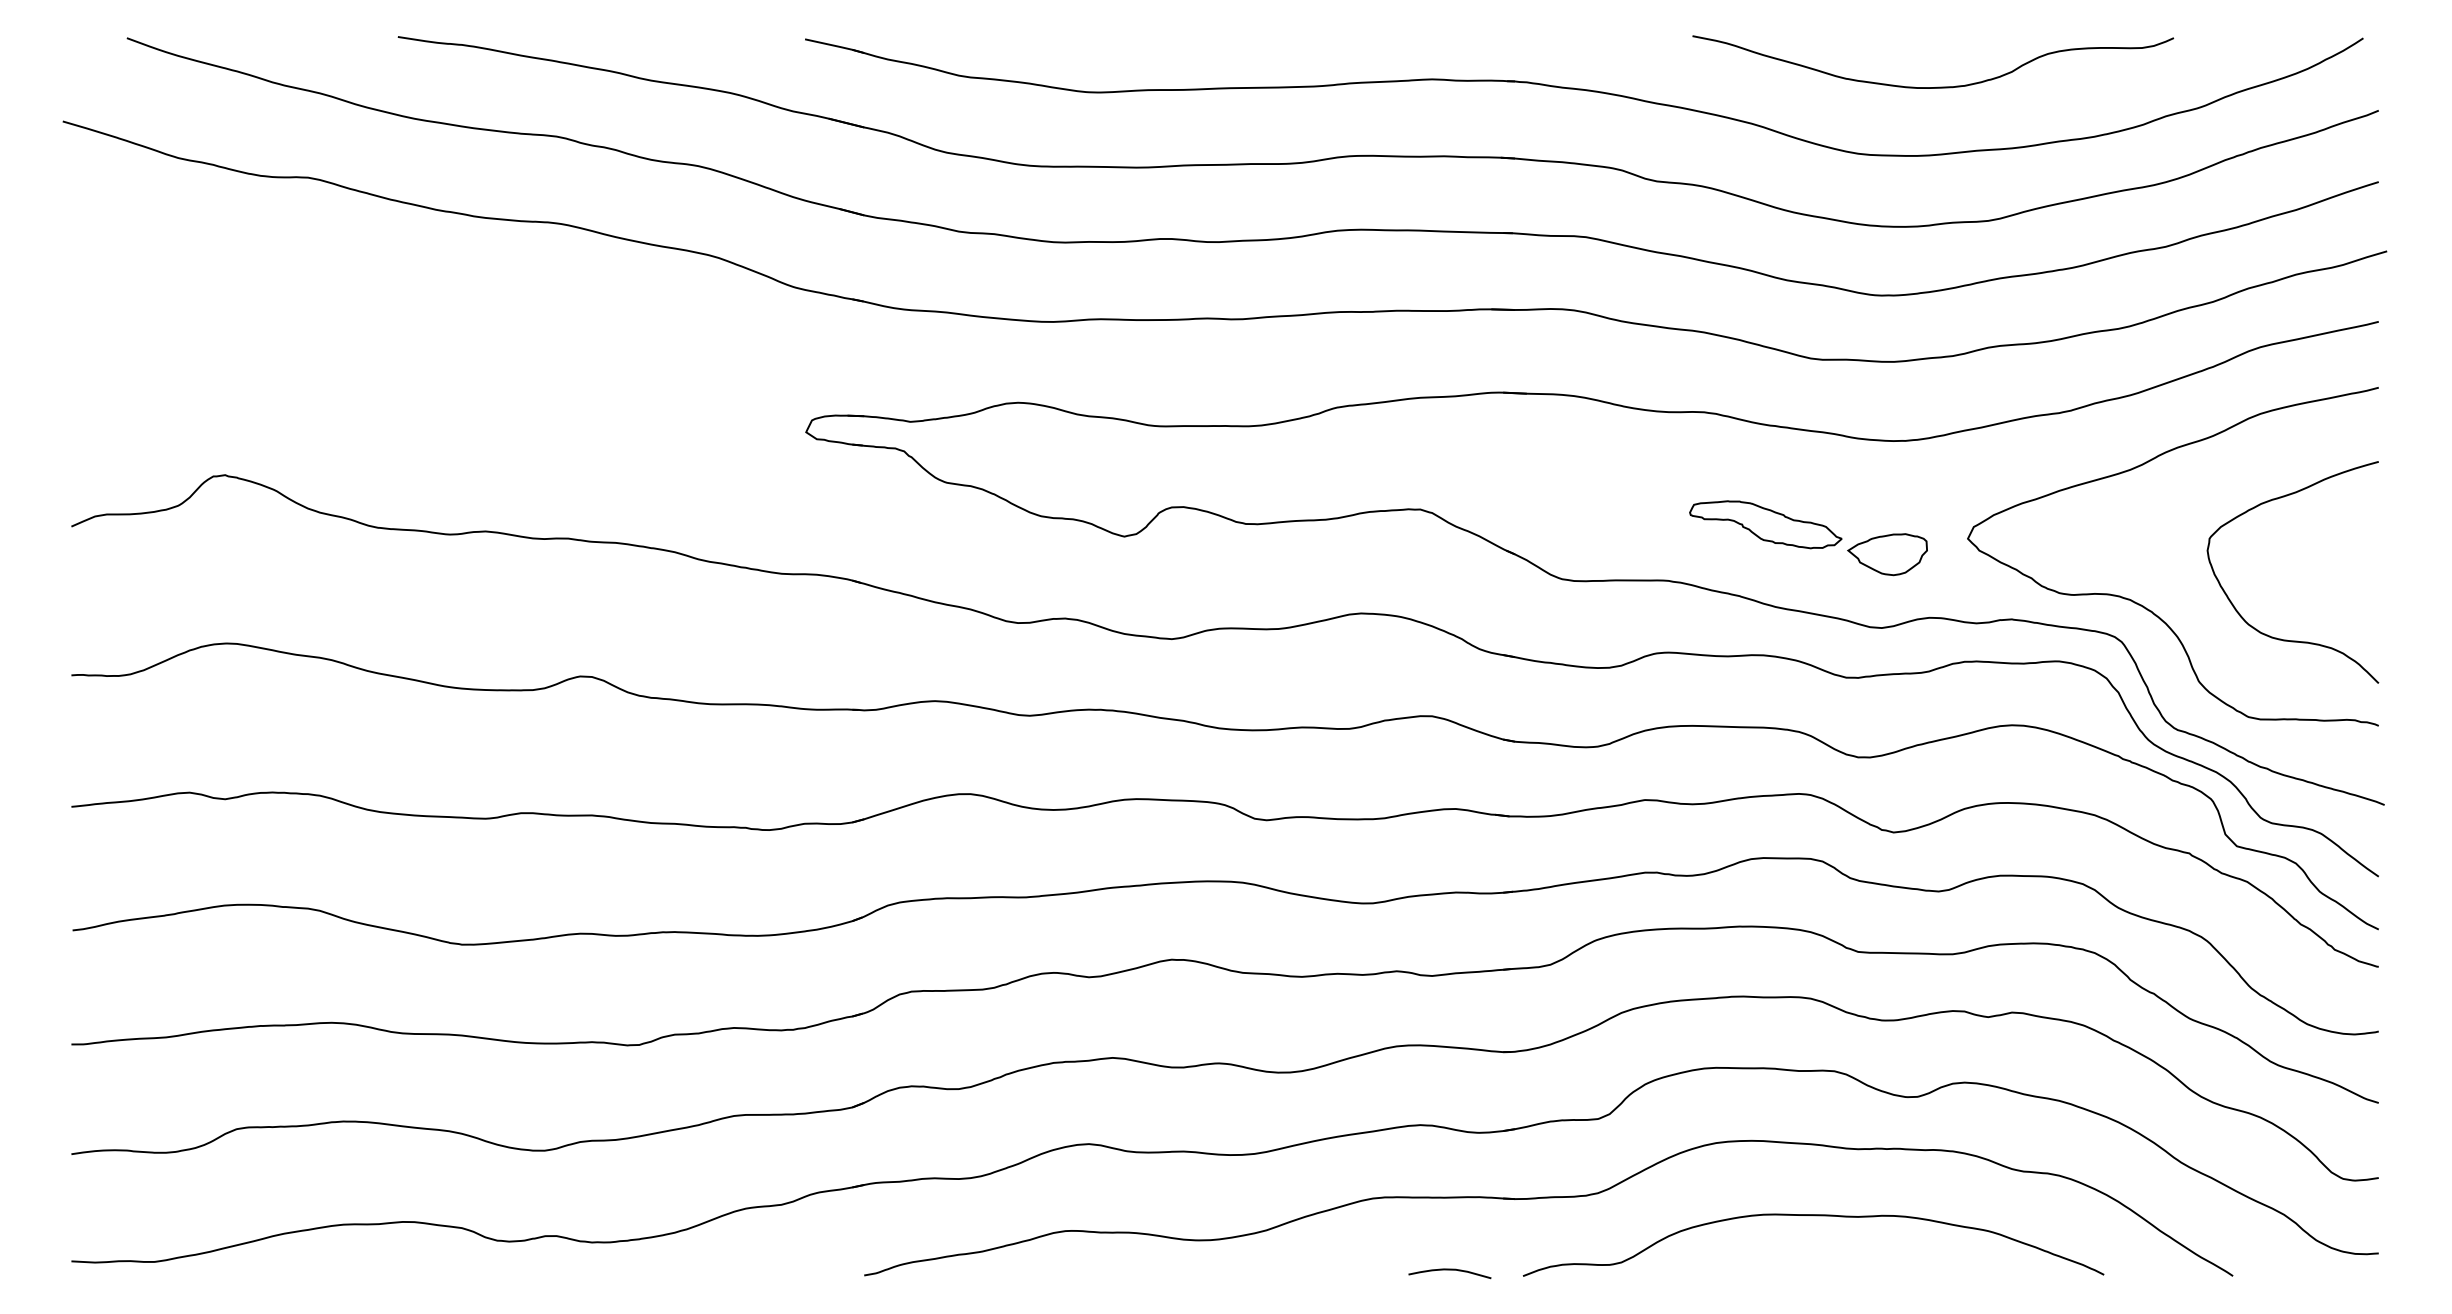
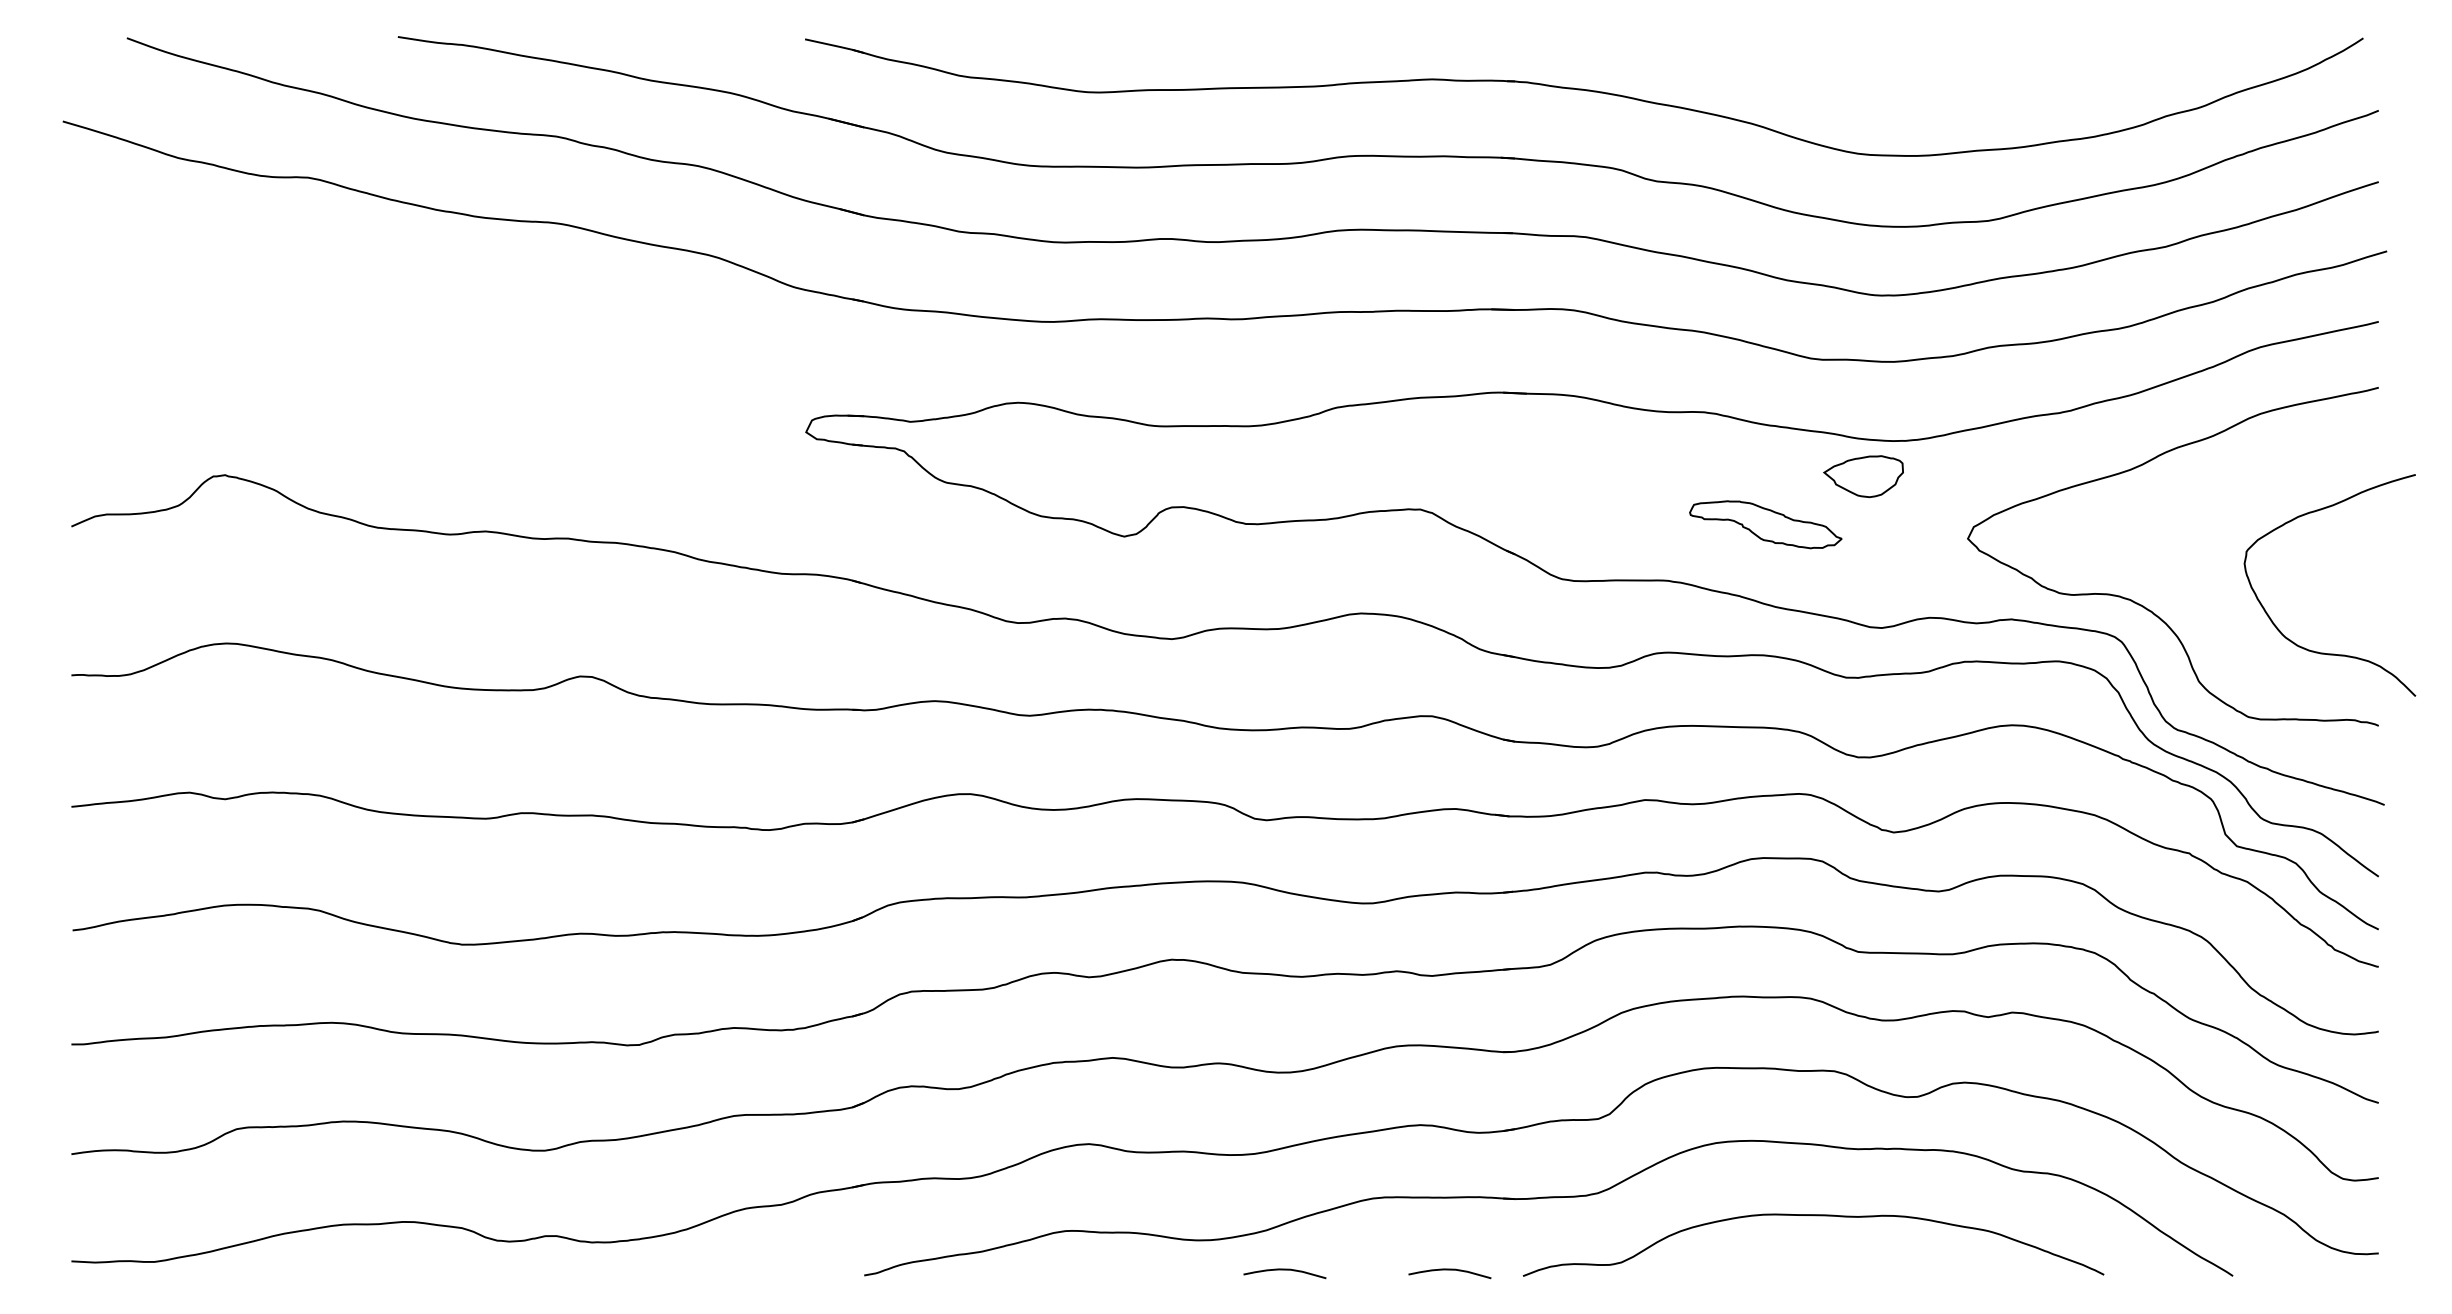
curve: present -> none (1937, 86)
part position: (1887, 554) -> (1863, 476) (1863, 476)
curve position: (2239, 612) -> (2276, 625) (2276, 625)
curve: none -> present (1284, 1270)
